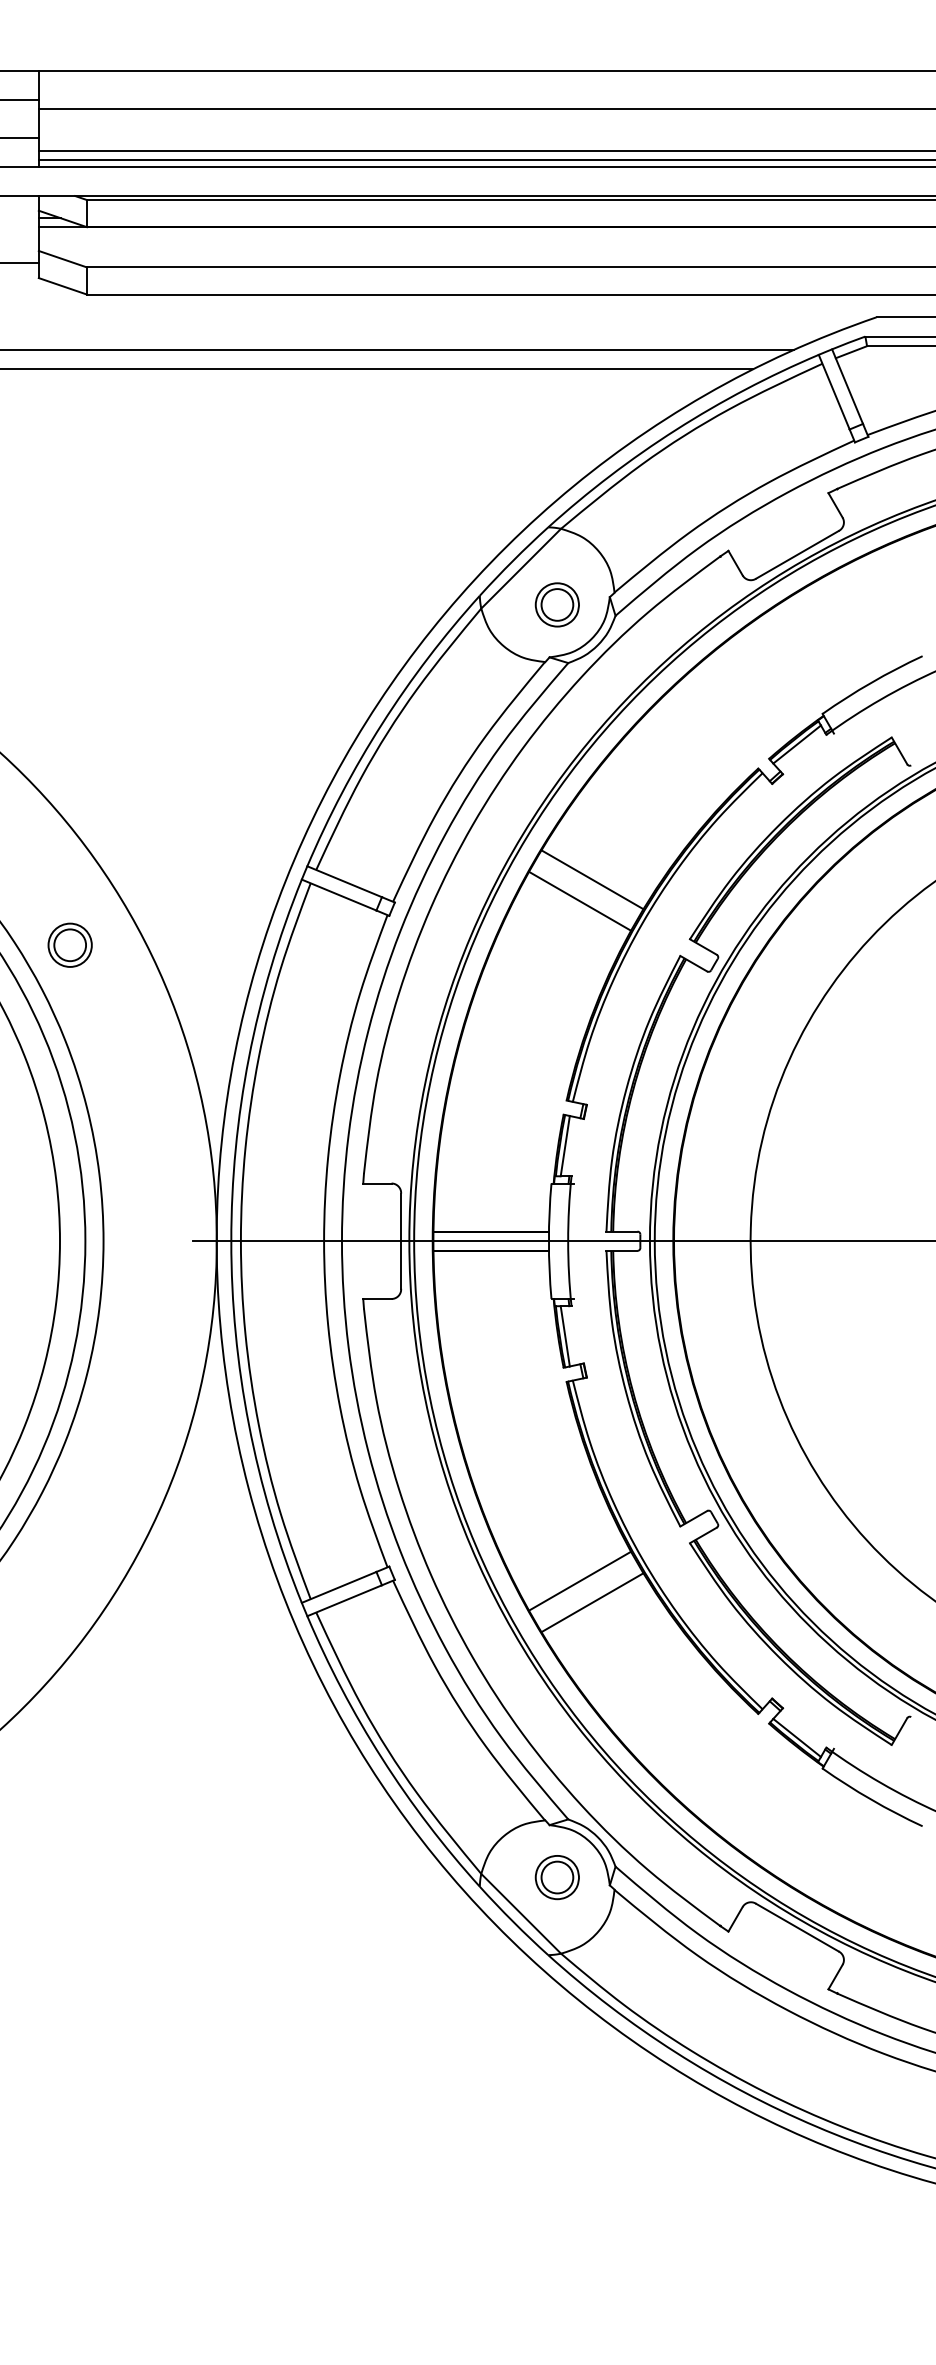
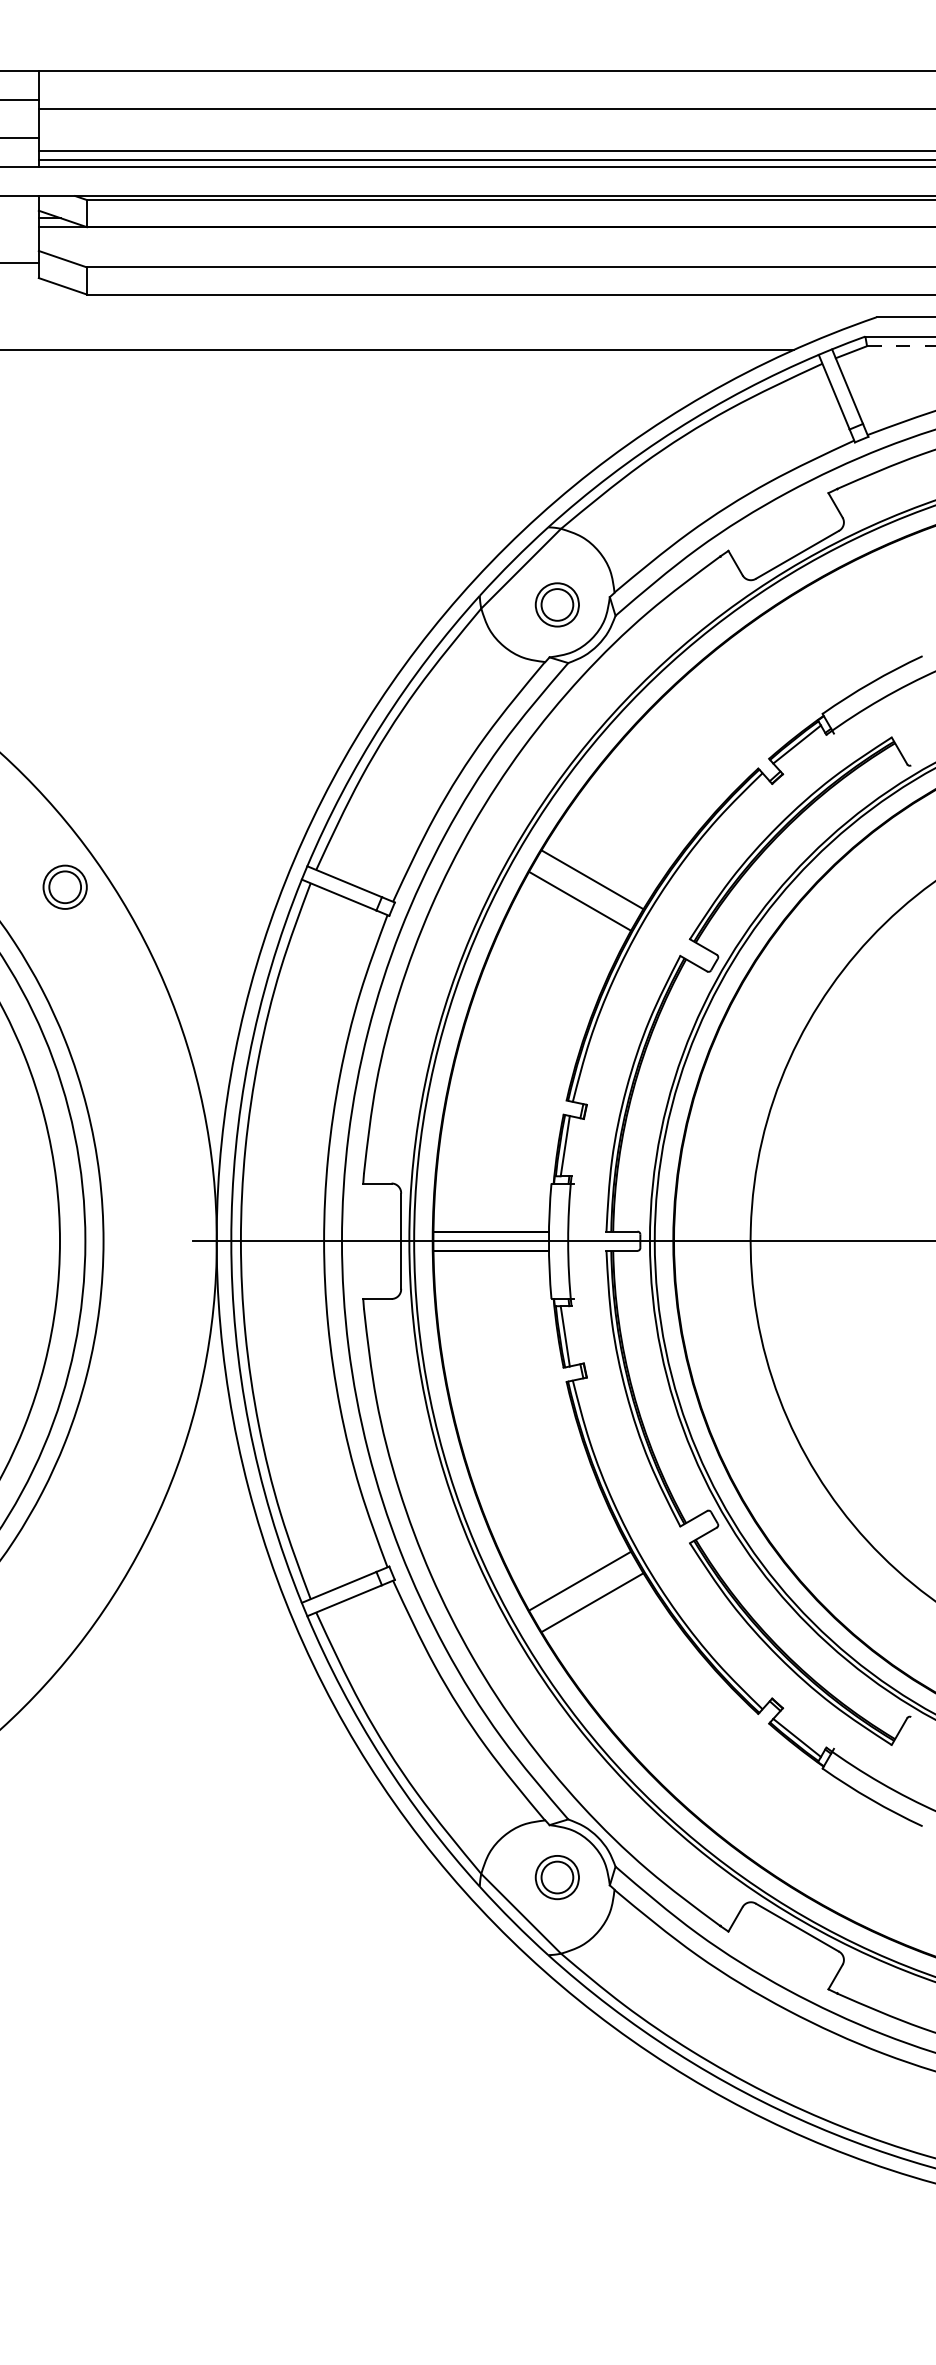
line: solid -> dashed (901, 346)
line: present -> none (377, 369)
part position: (69, 944) -> (64, 886) (64, 886)
